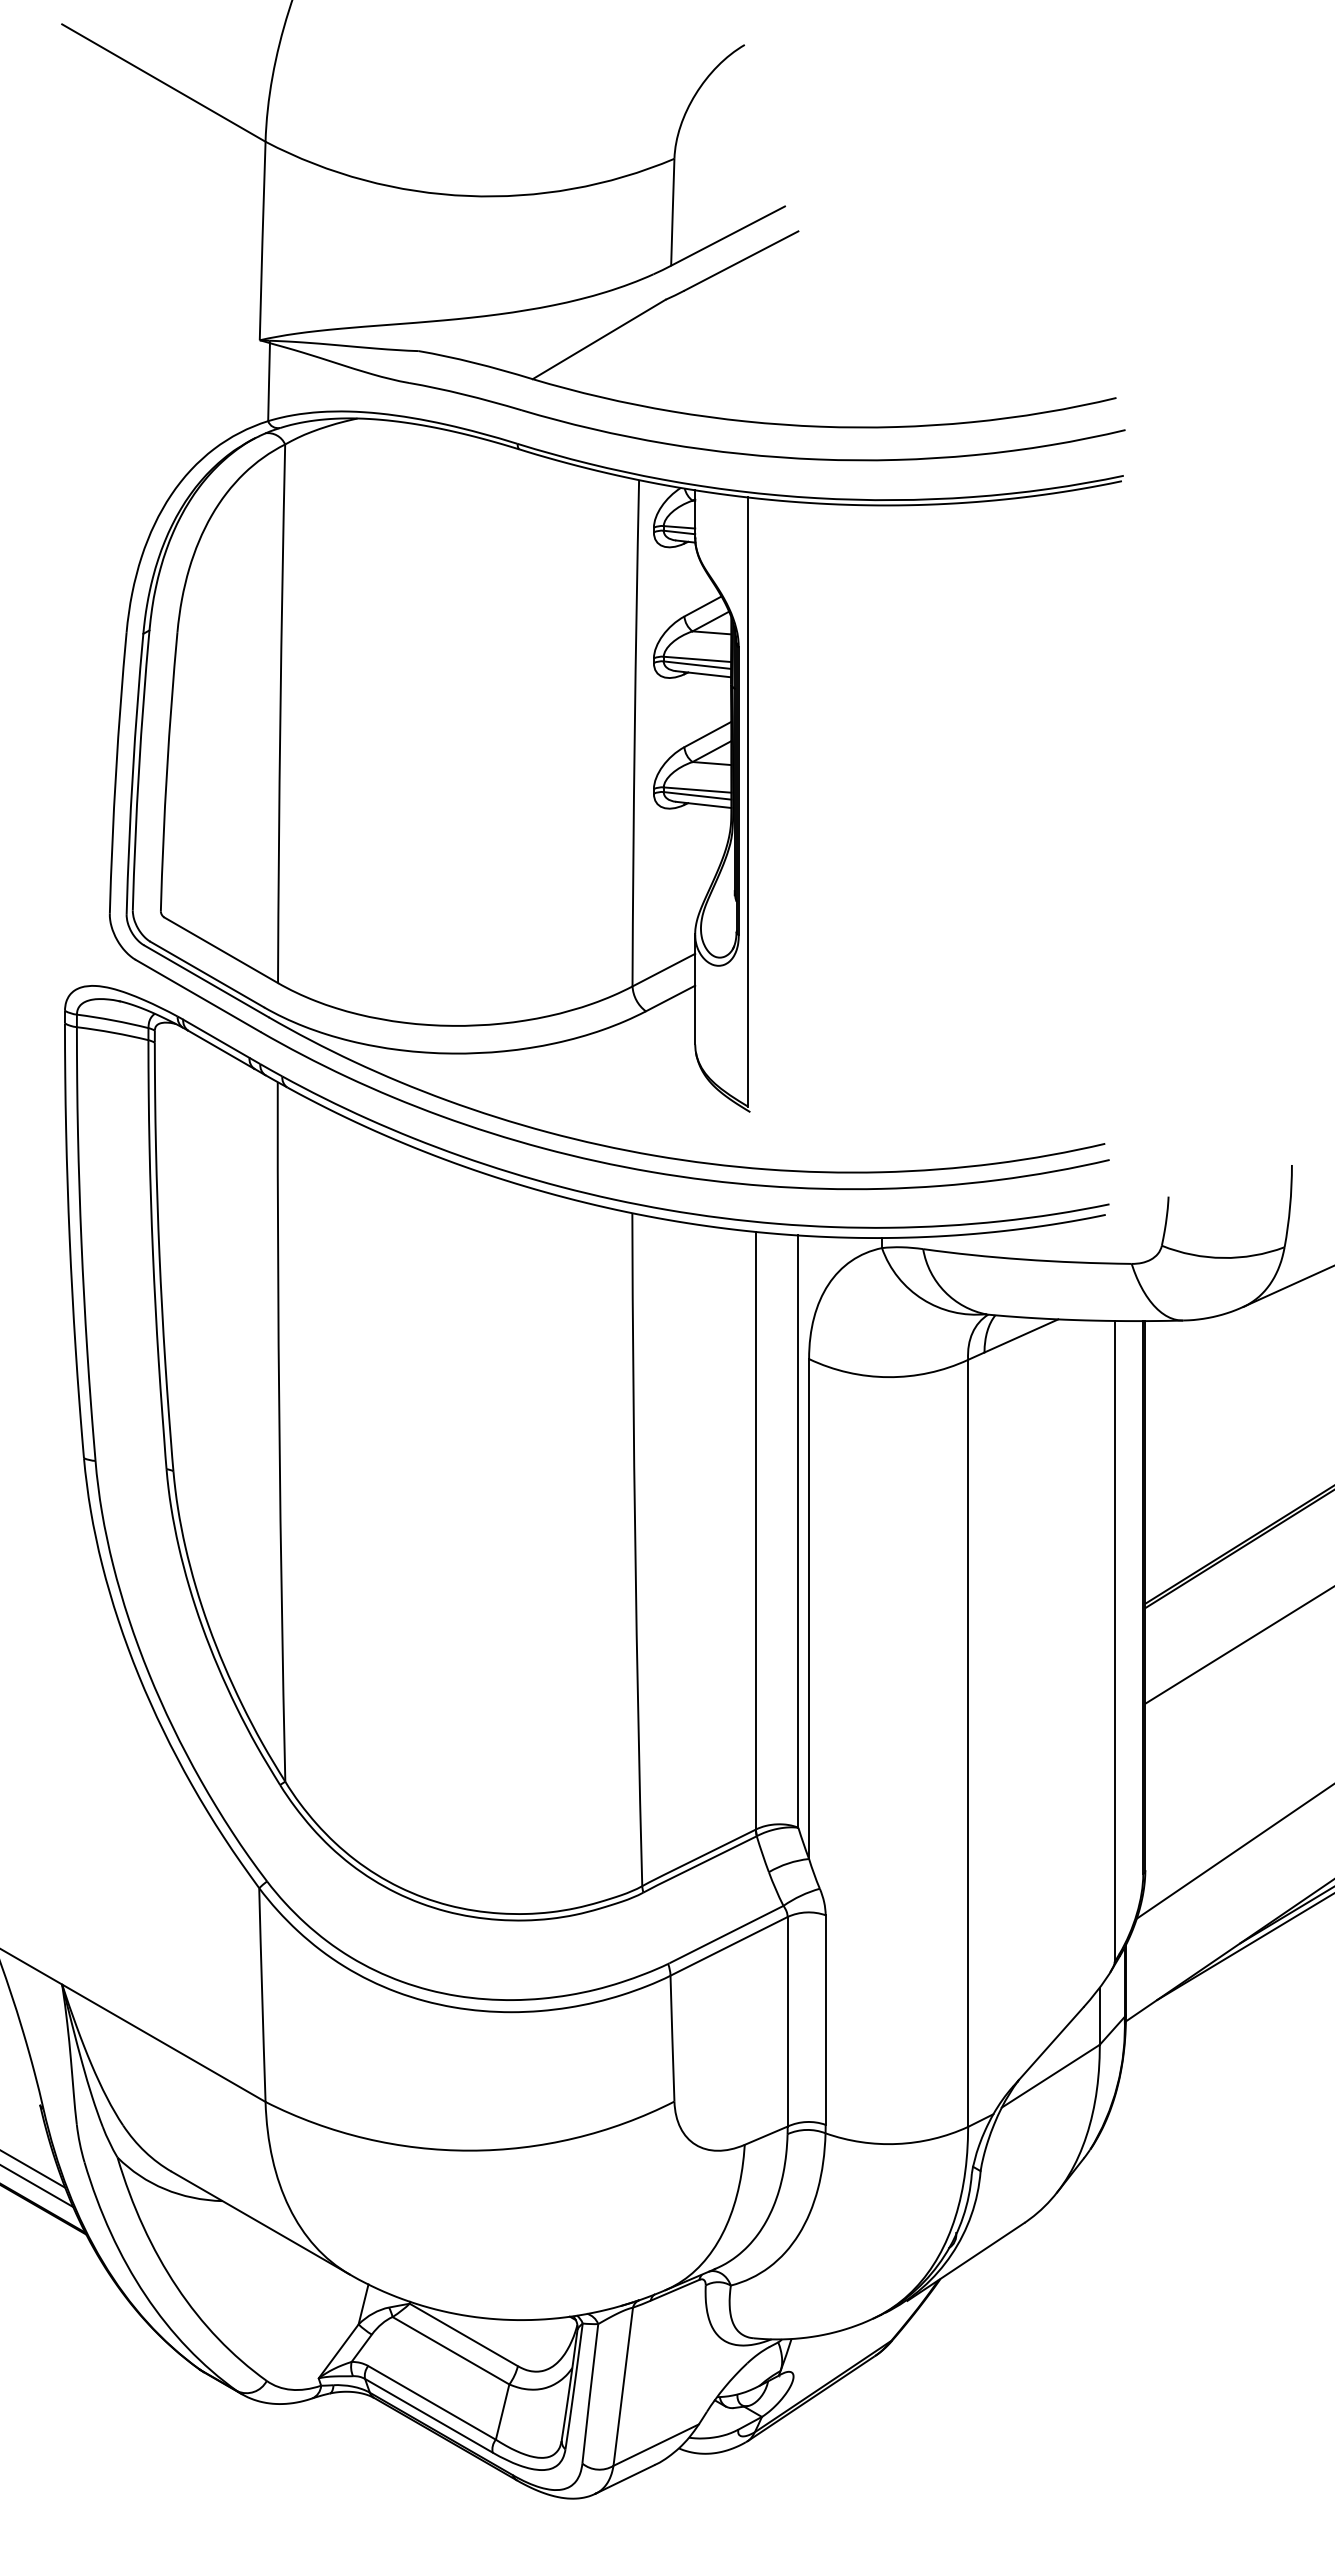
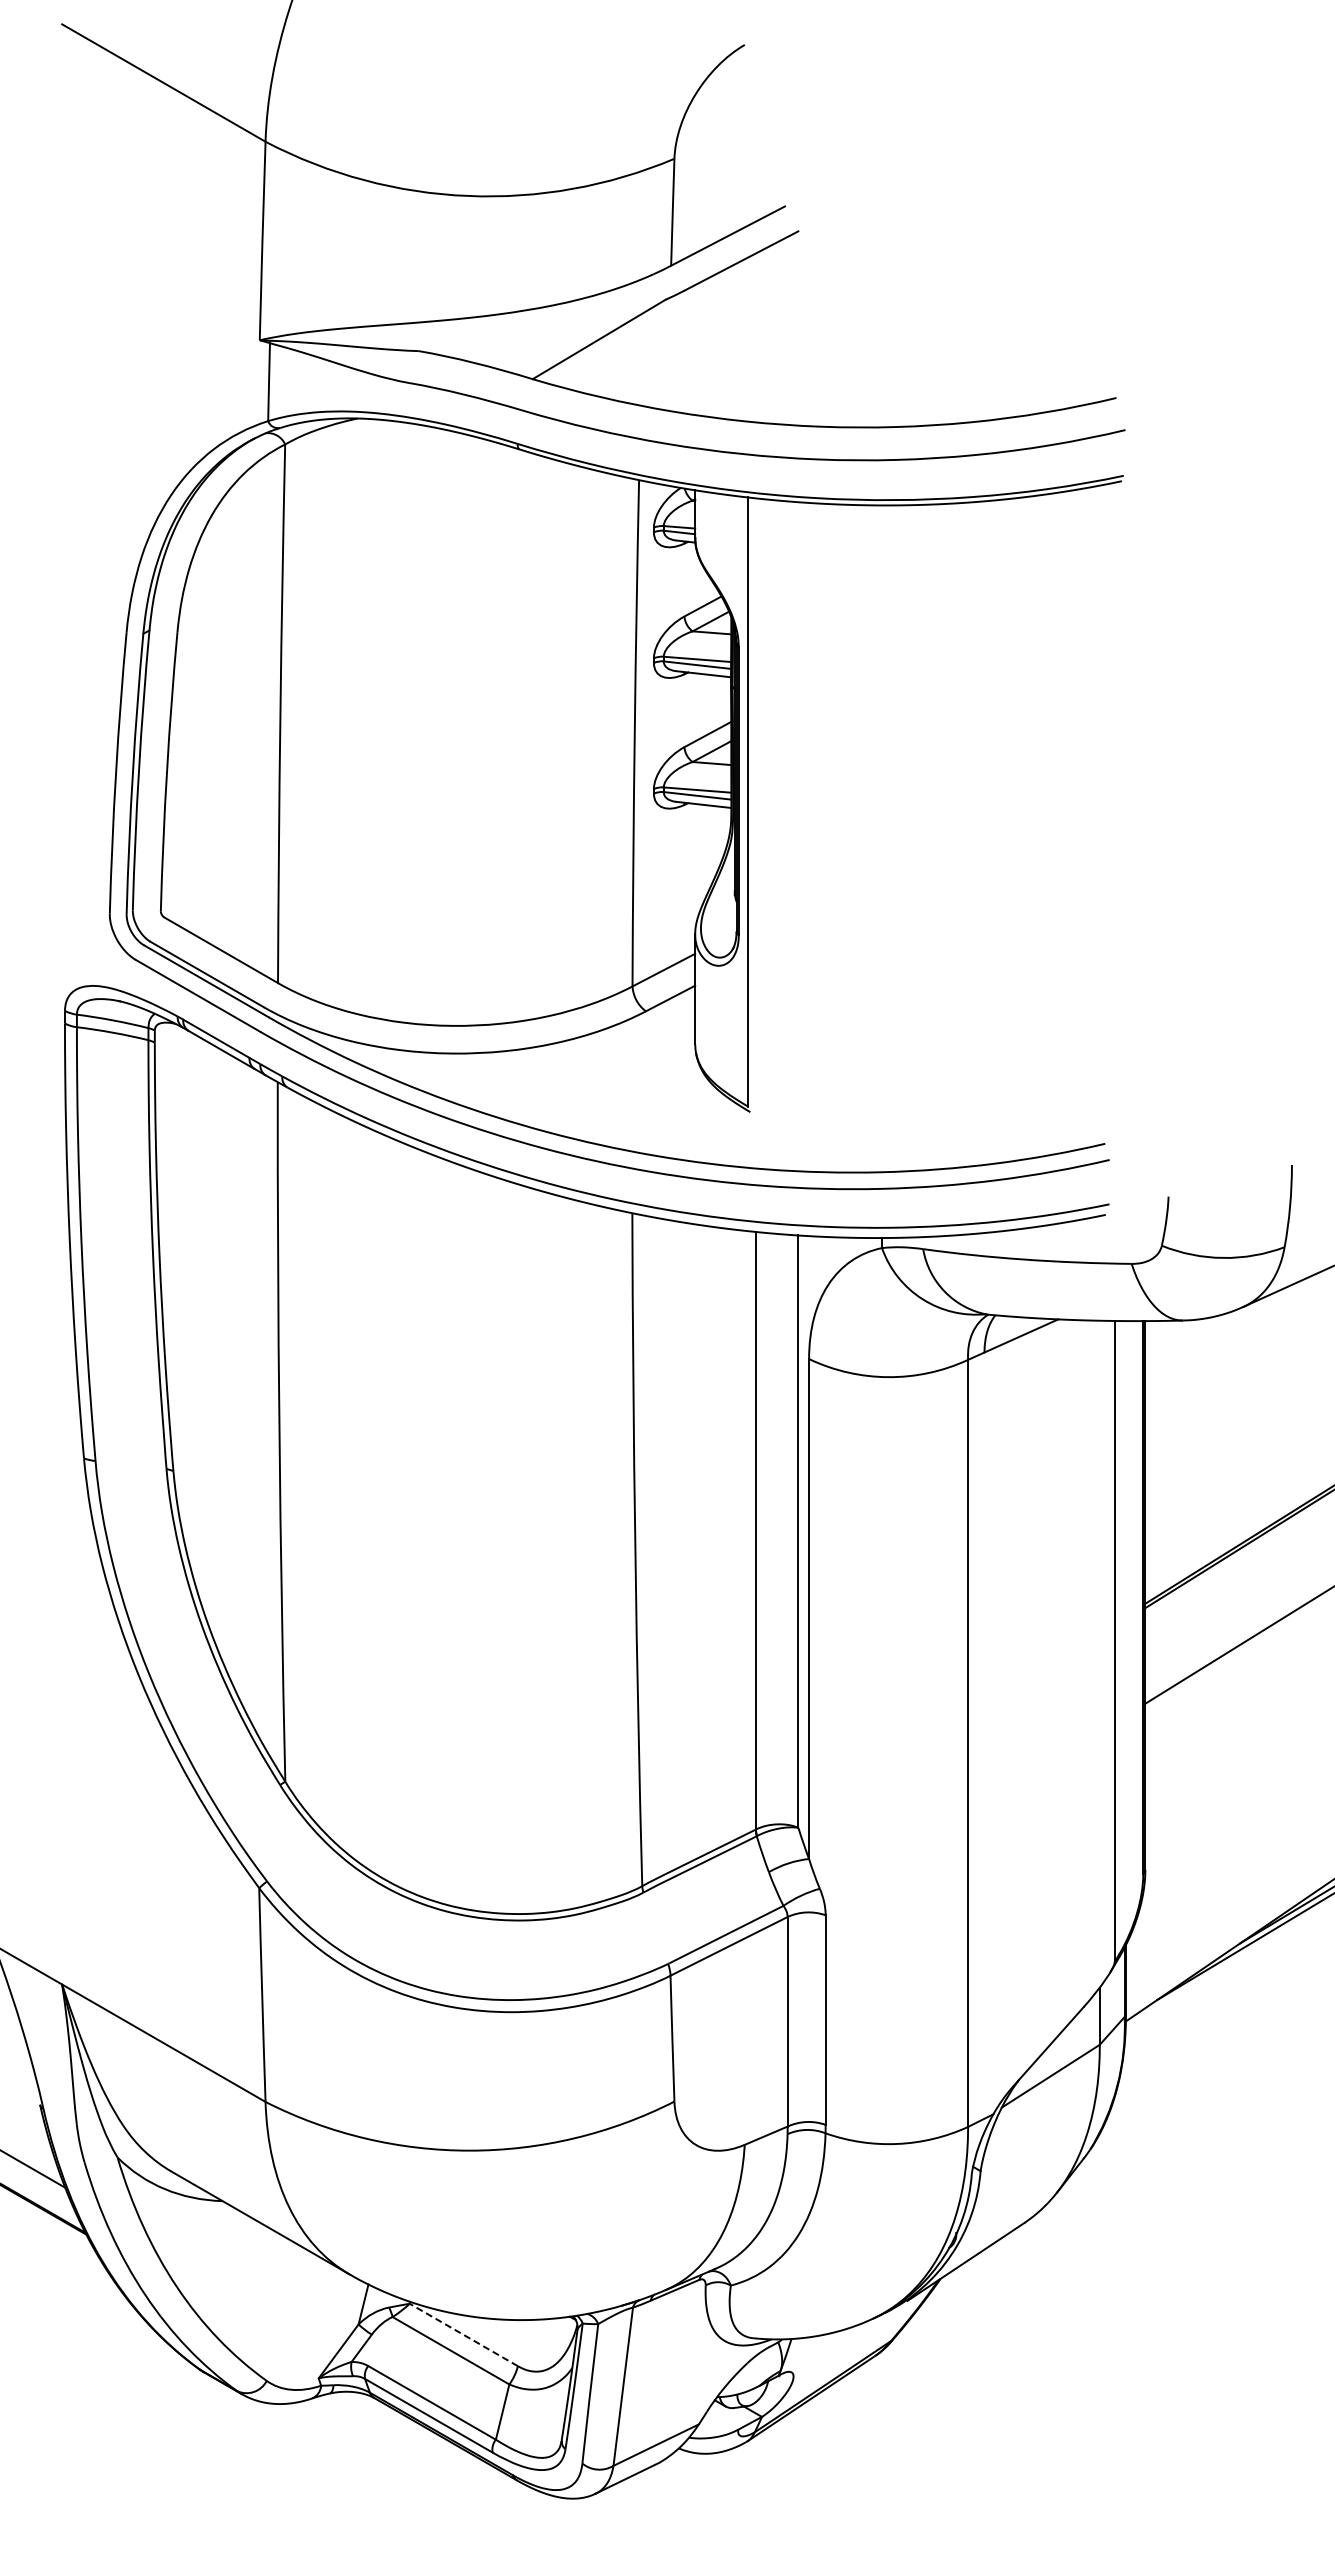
line: present -> none (1233, 1851)
line: present -> none (37, 2186)
line: solid -> dashed (463, 2334)
